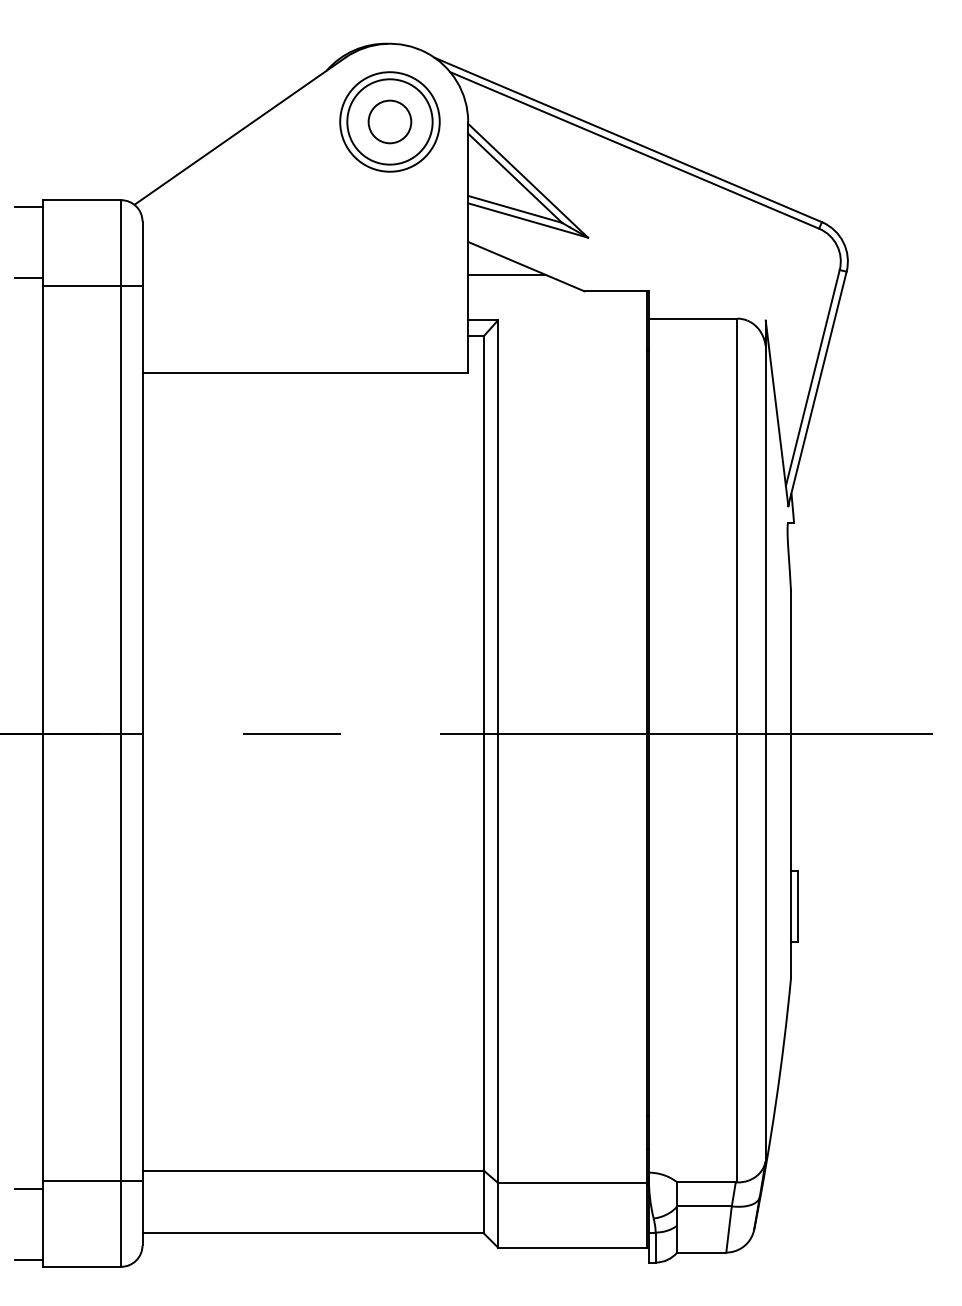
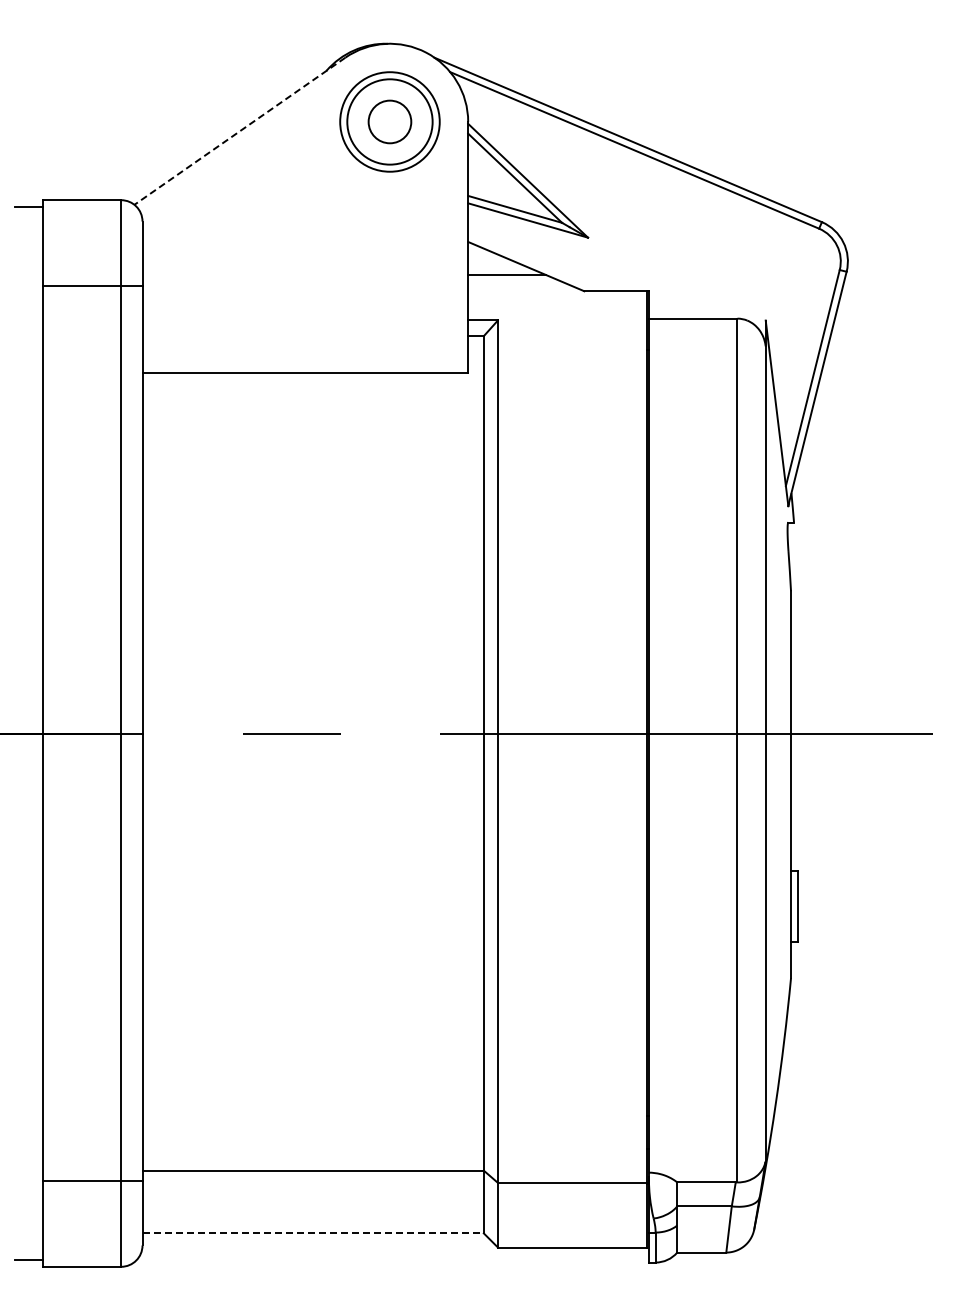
line: solid -> dashed (239, 131)
line: present -> none (28, 278)
line: present -> none (28, 1188)
line: solid -> dashed (313, 1233)
